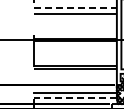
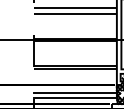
line: dashed -> solid (75, 8)
line: dashed -> solid (75, 97)
